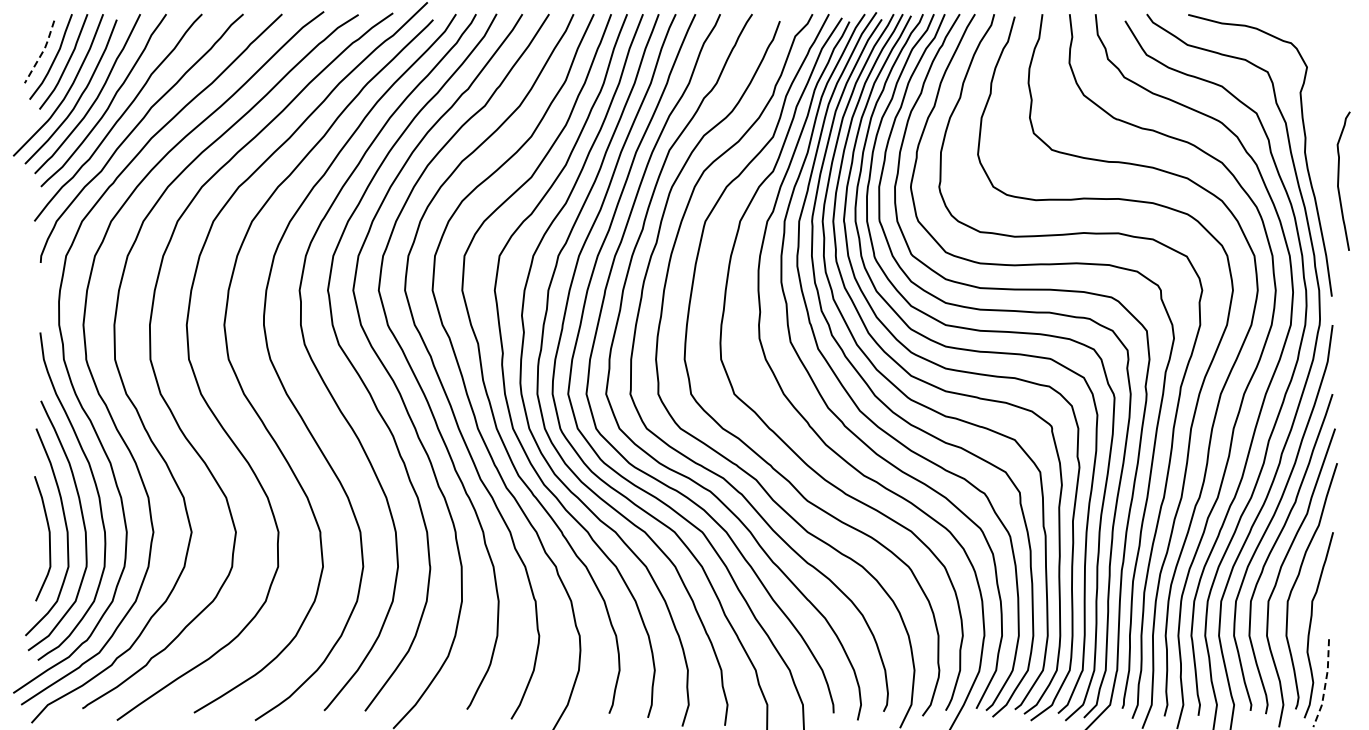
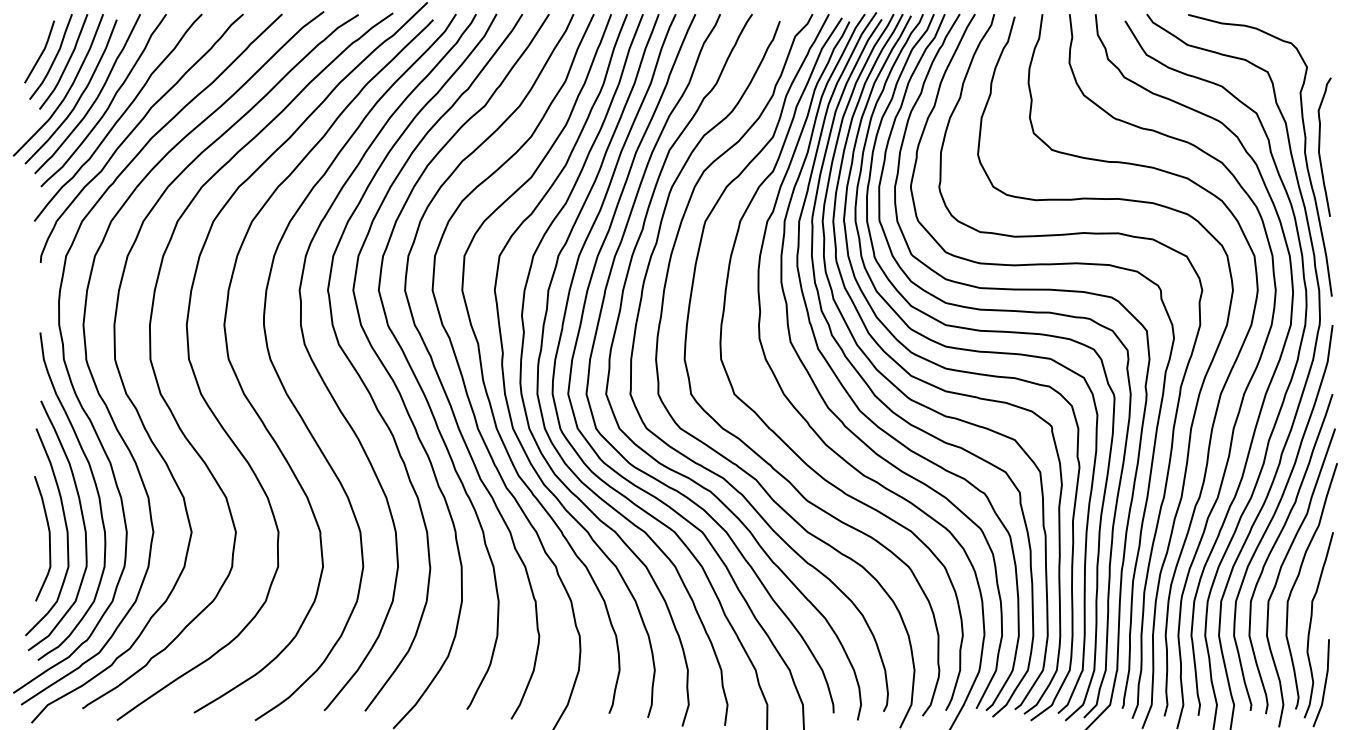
line: dashed -> solid (42, 52)
curve position: (1339, 180) -> (1320, 146) (1320, 146)
line: dashed -> solid (1325, 683)
